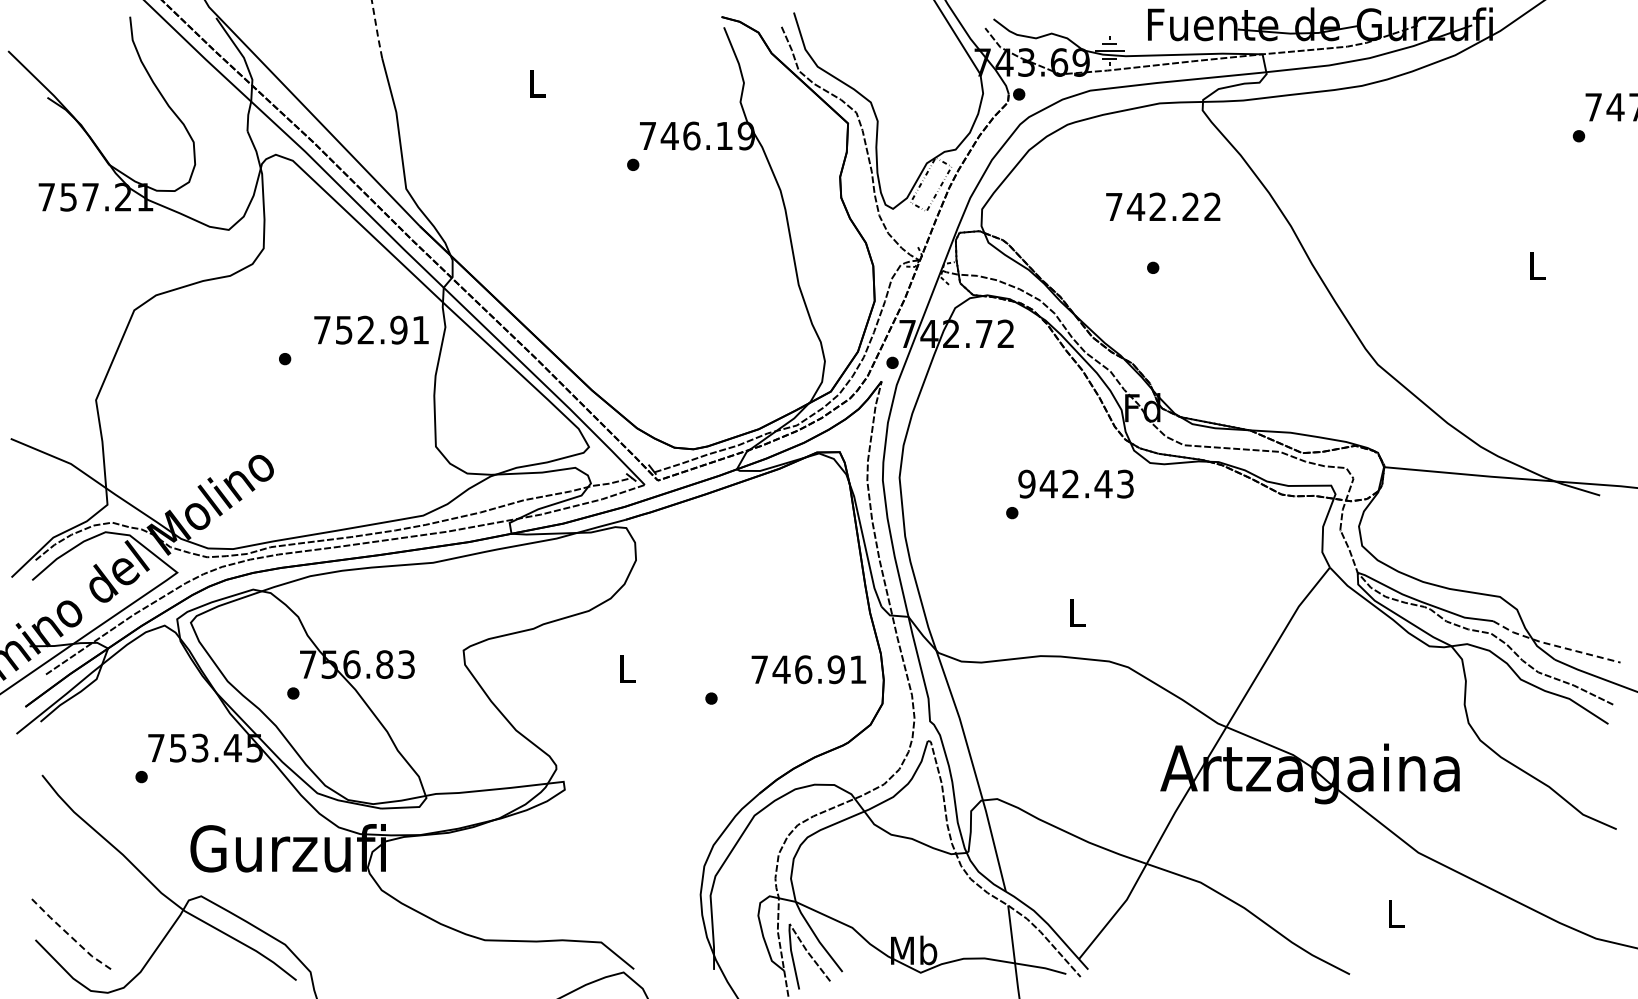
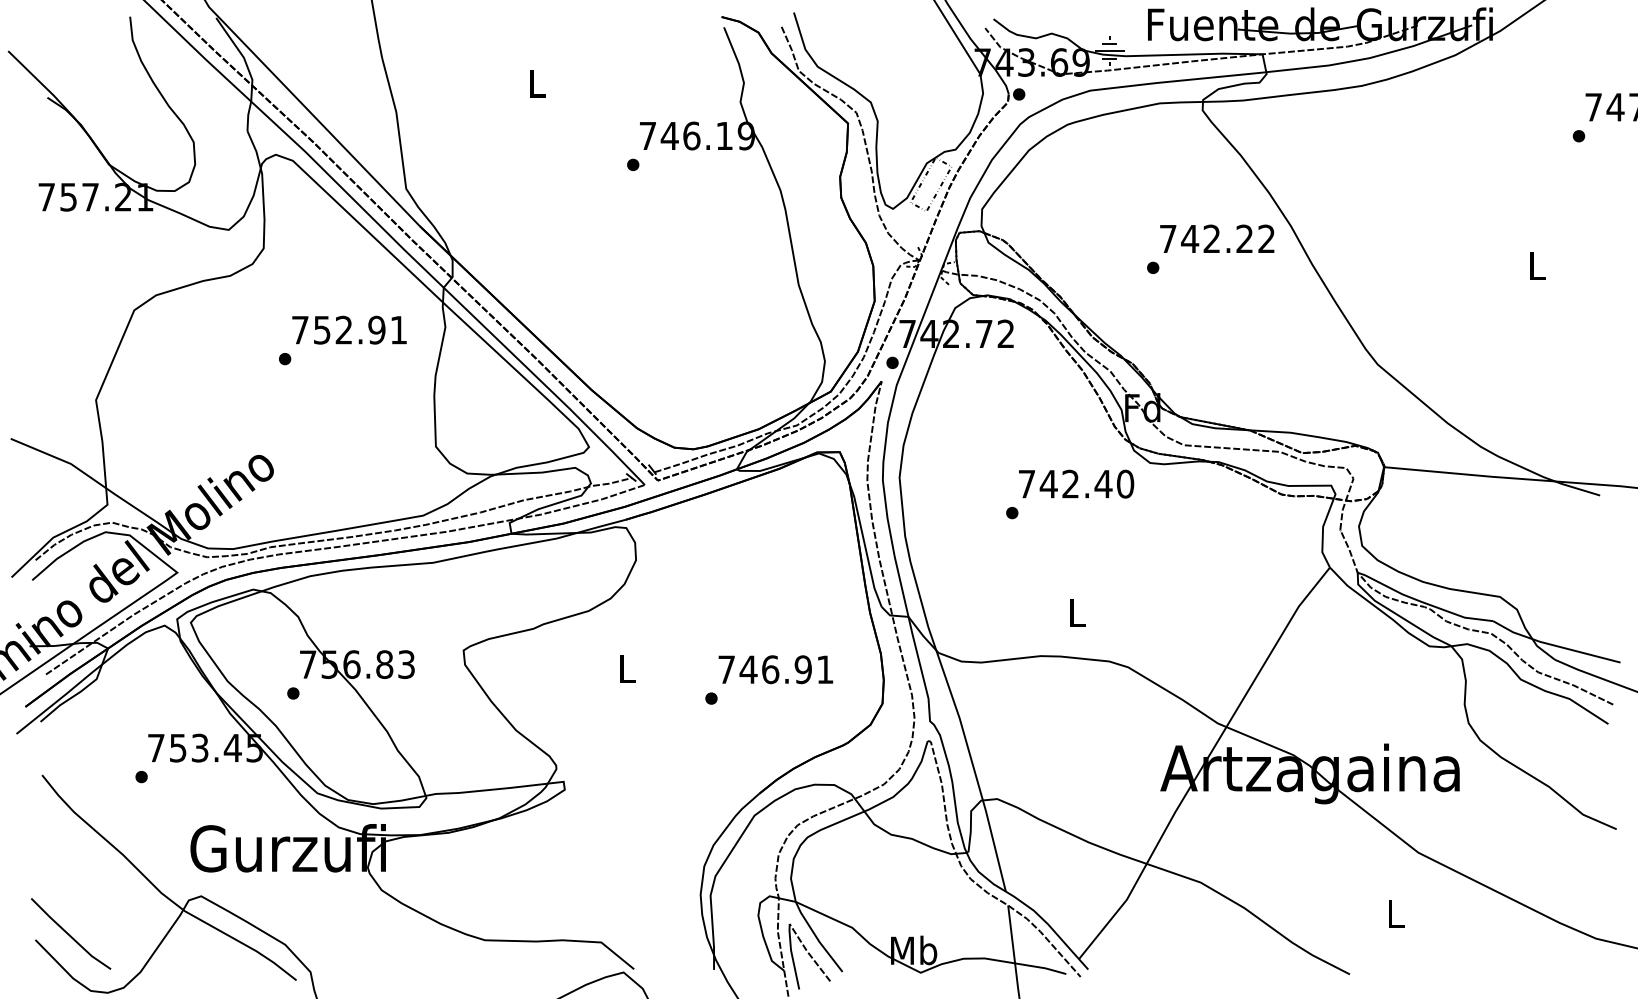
line: dashed -> solid (376, 29)
text position: (1163, 206) -> (1217, 238) (1217, 238)
text position: (371, 329) -> (349, 329) (349, 329)
text: 942.43 -> 742.40 (1076, 483)
line: dashed -> solid (1554, 645)
text position: (808, 669) -> (775, 669) (775, 669)
line: dashed -> solid (69, 935)
